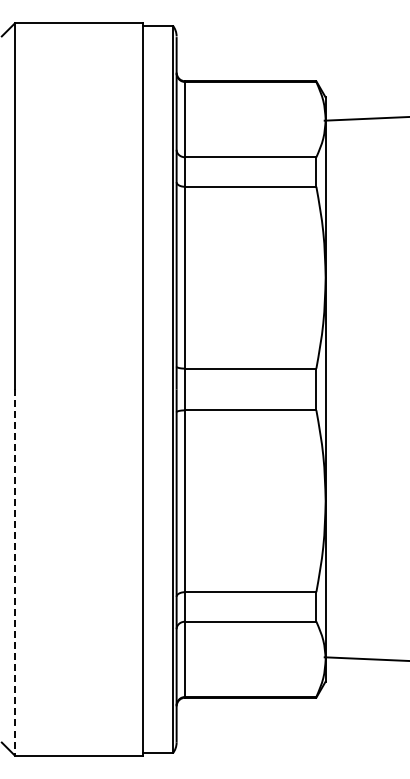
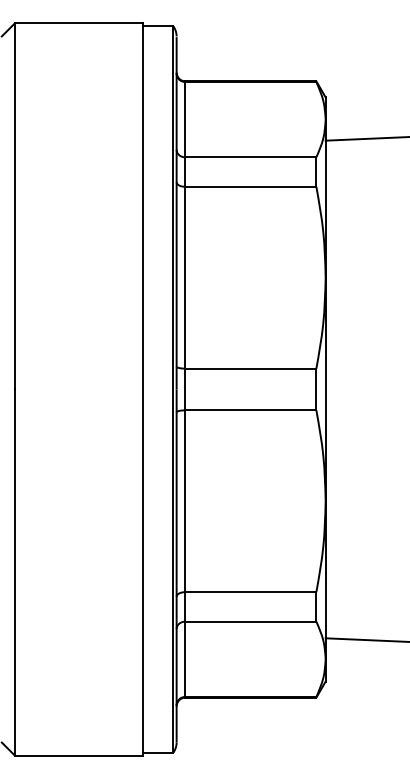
line position: (365, 118) -> (365, 138) (365, 138)
line: dashed -> solid (14, 573)
line position: (365, 658) -> (365, 639) (365, 639)
